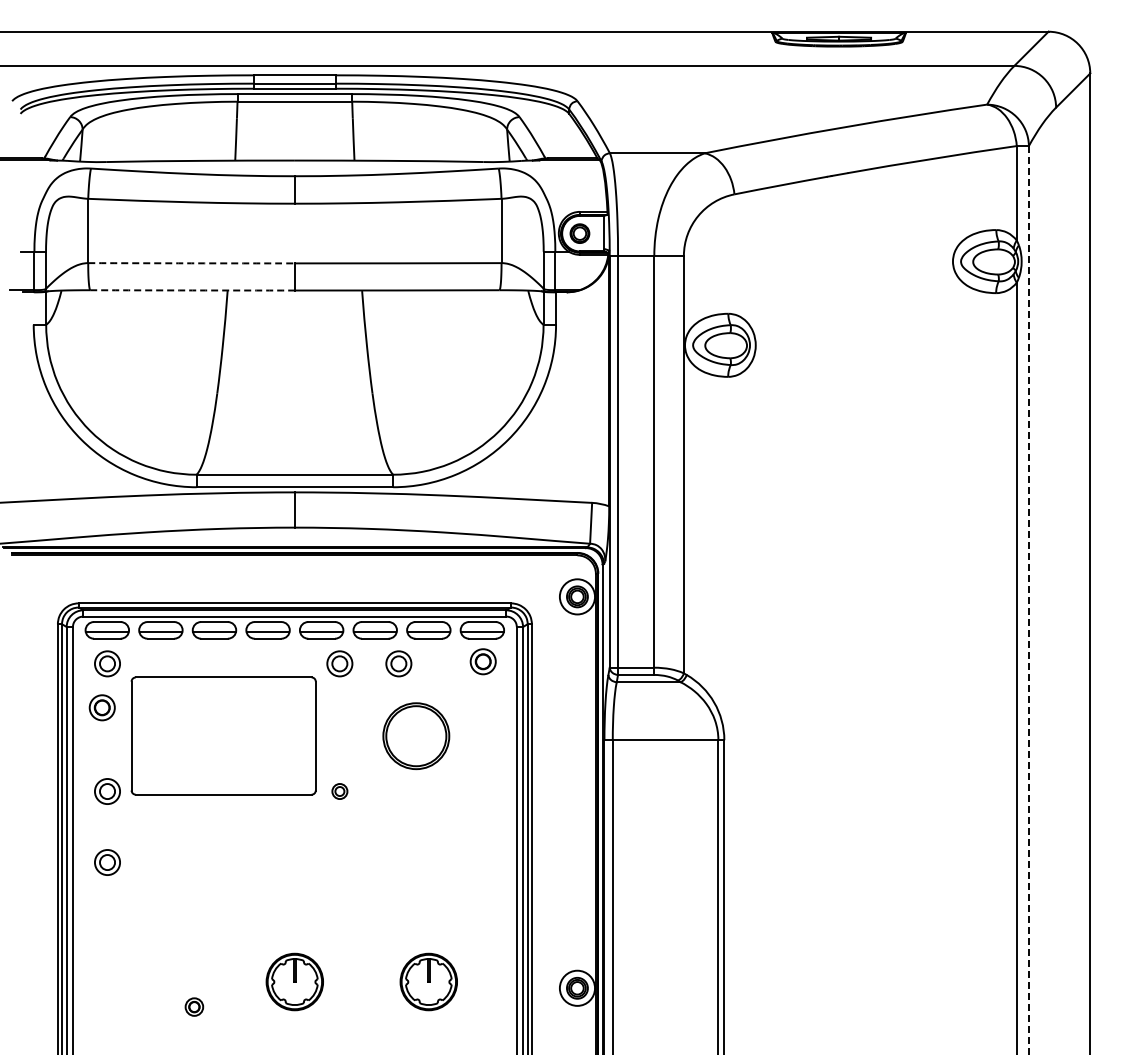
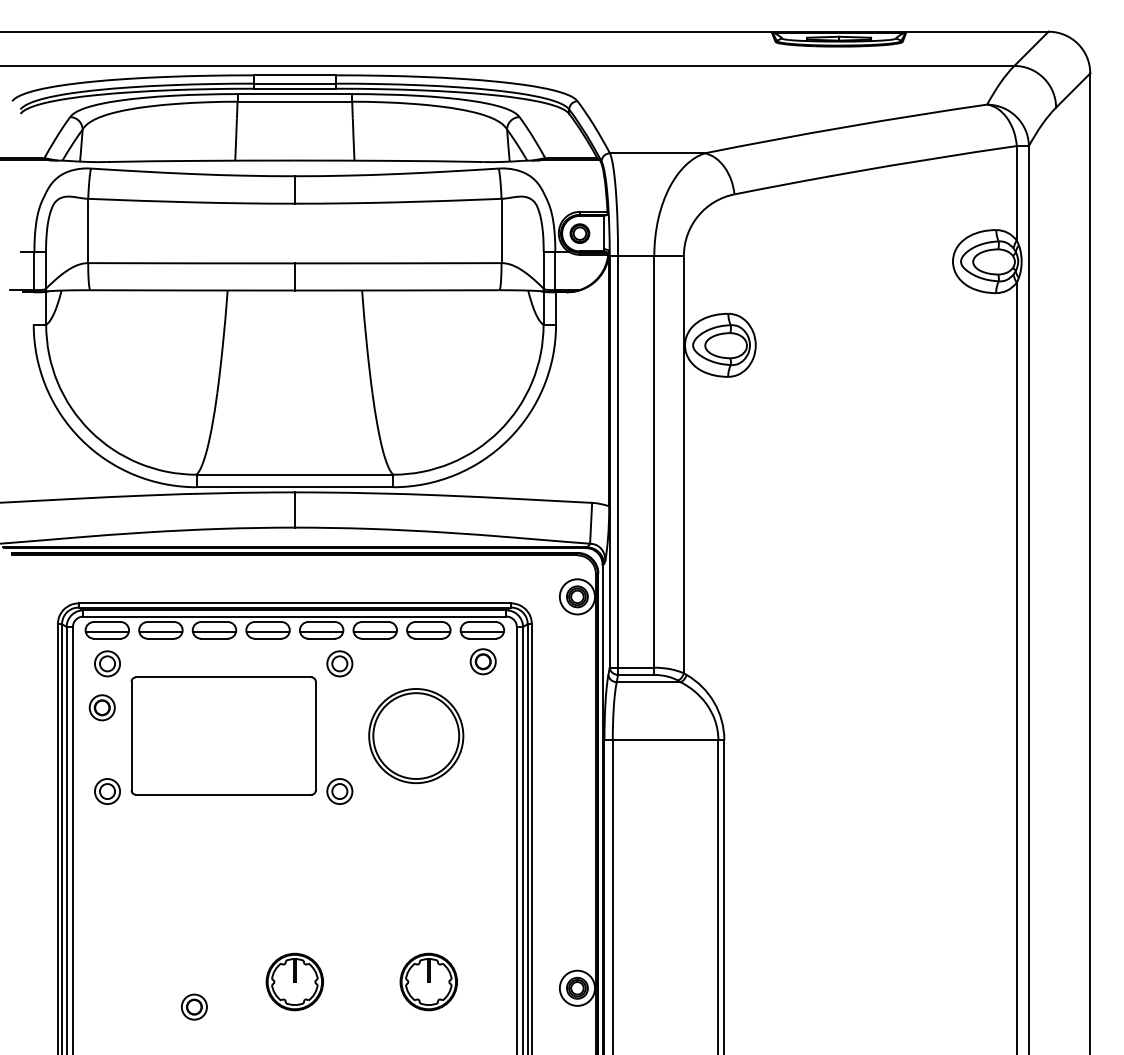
arc: dashed -> solid (191, 263)
arc: dashed -> solid (192, 290)
line: dashed -> solid (1028, 600)
part: present -> none (398, 663)
part size: 69x69 px -> 97x97 px (416, 736)
part size: 18x17 px -> 28x27 px (339, 791)
part: present -> none (107, 862)
part size: 21x20 px -> 27x28 px (194, 1006)
